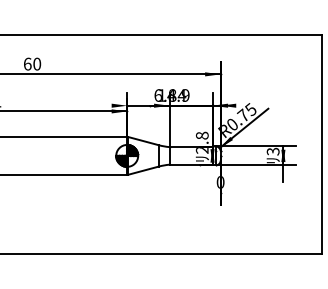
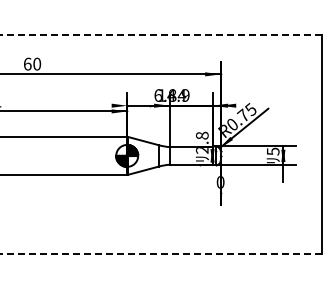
line: solid -> dashed (161, 35)
text: 3 -> 5 (272, 151)
line: solid -> dashed (161, 253)
